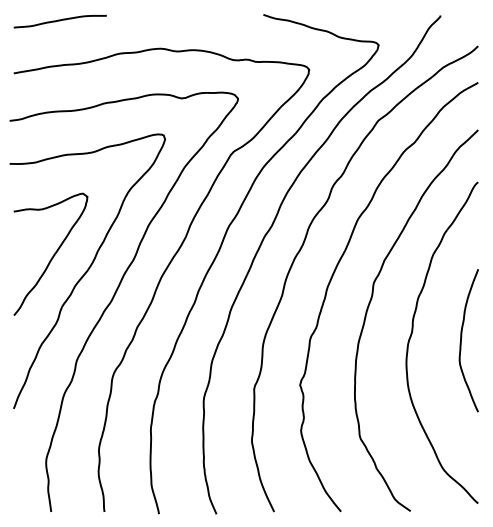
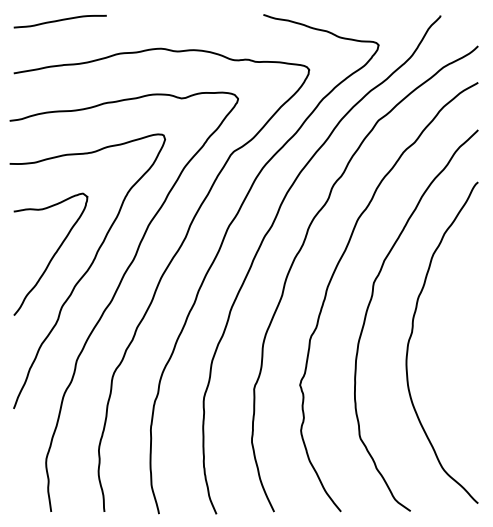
curve: present -> none (461, 340)
